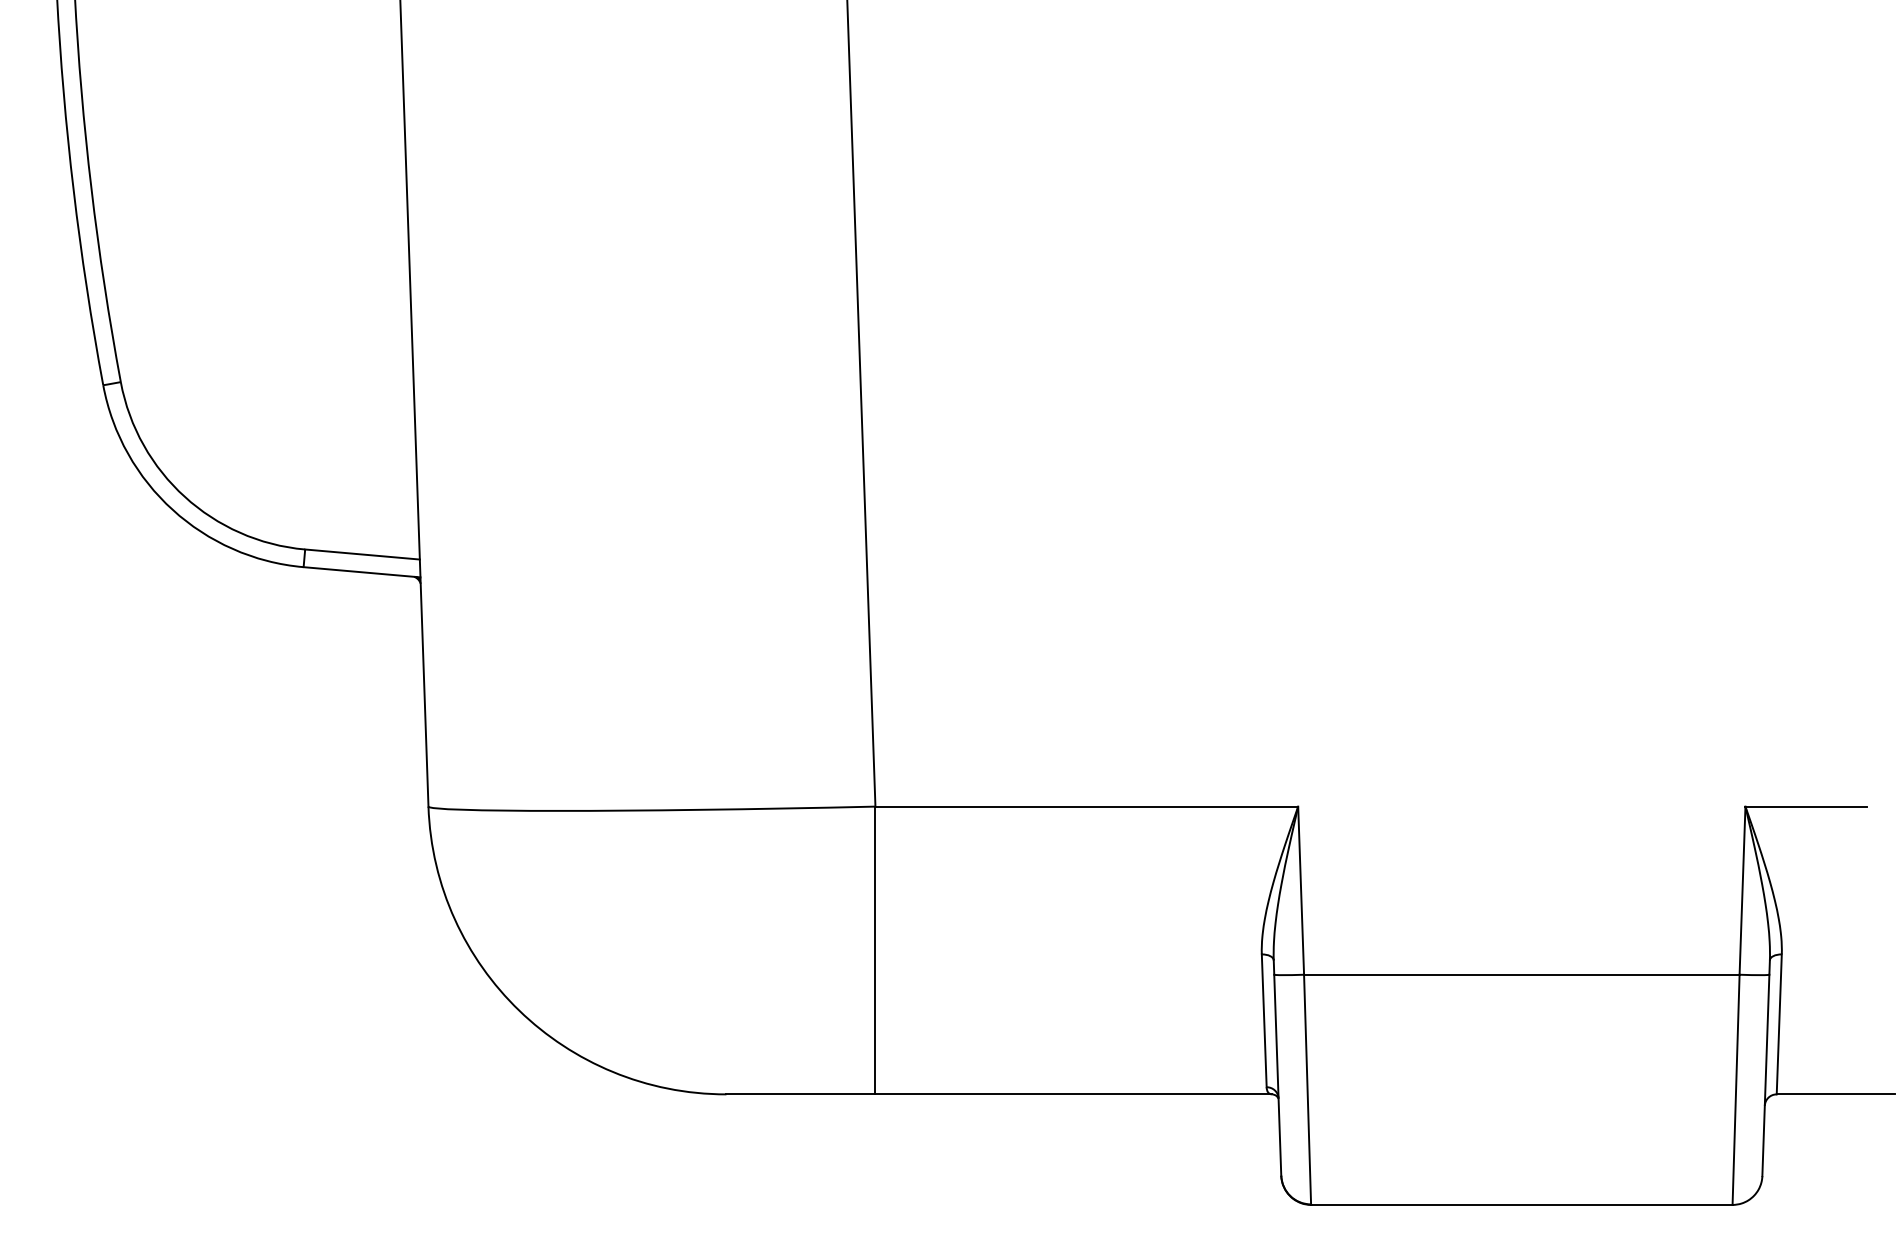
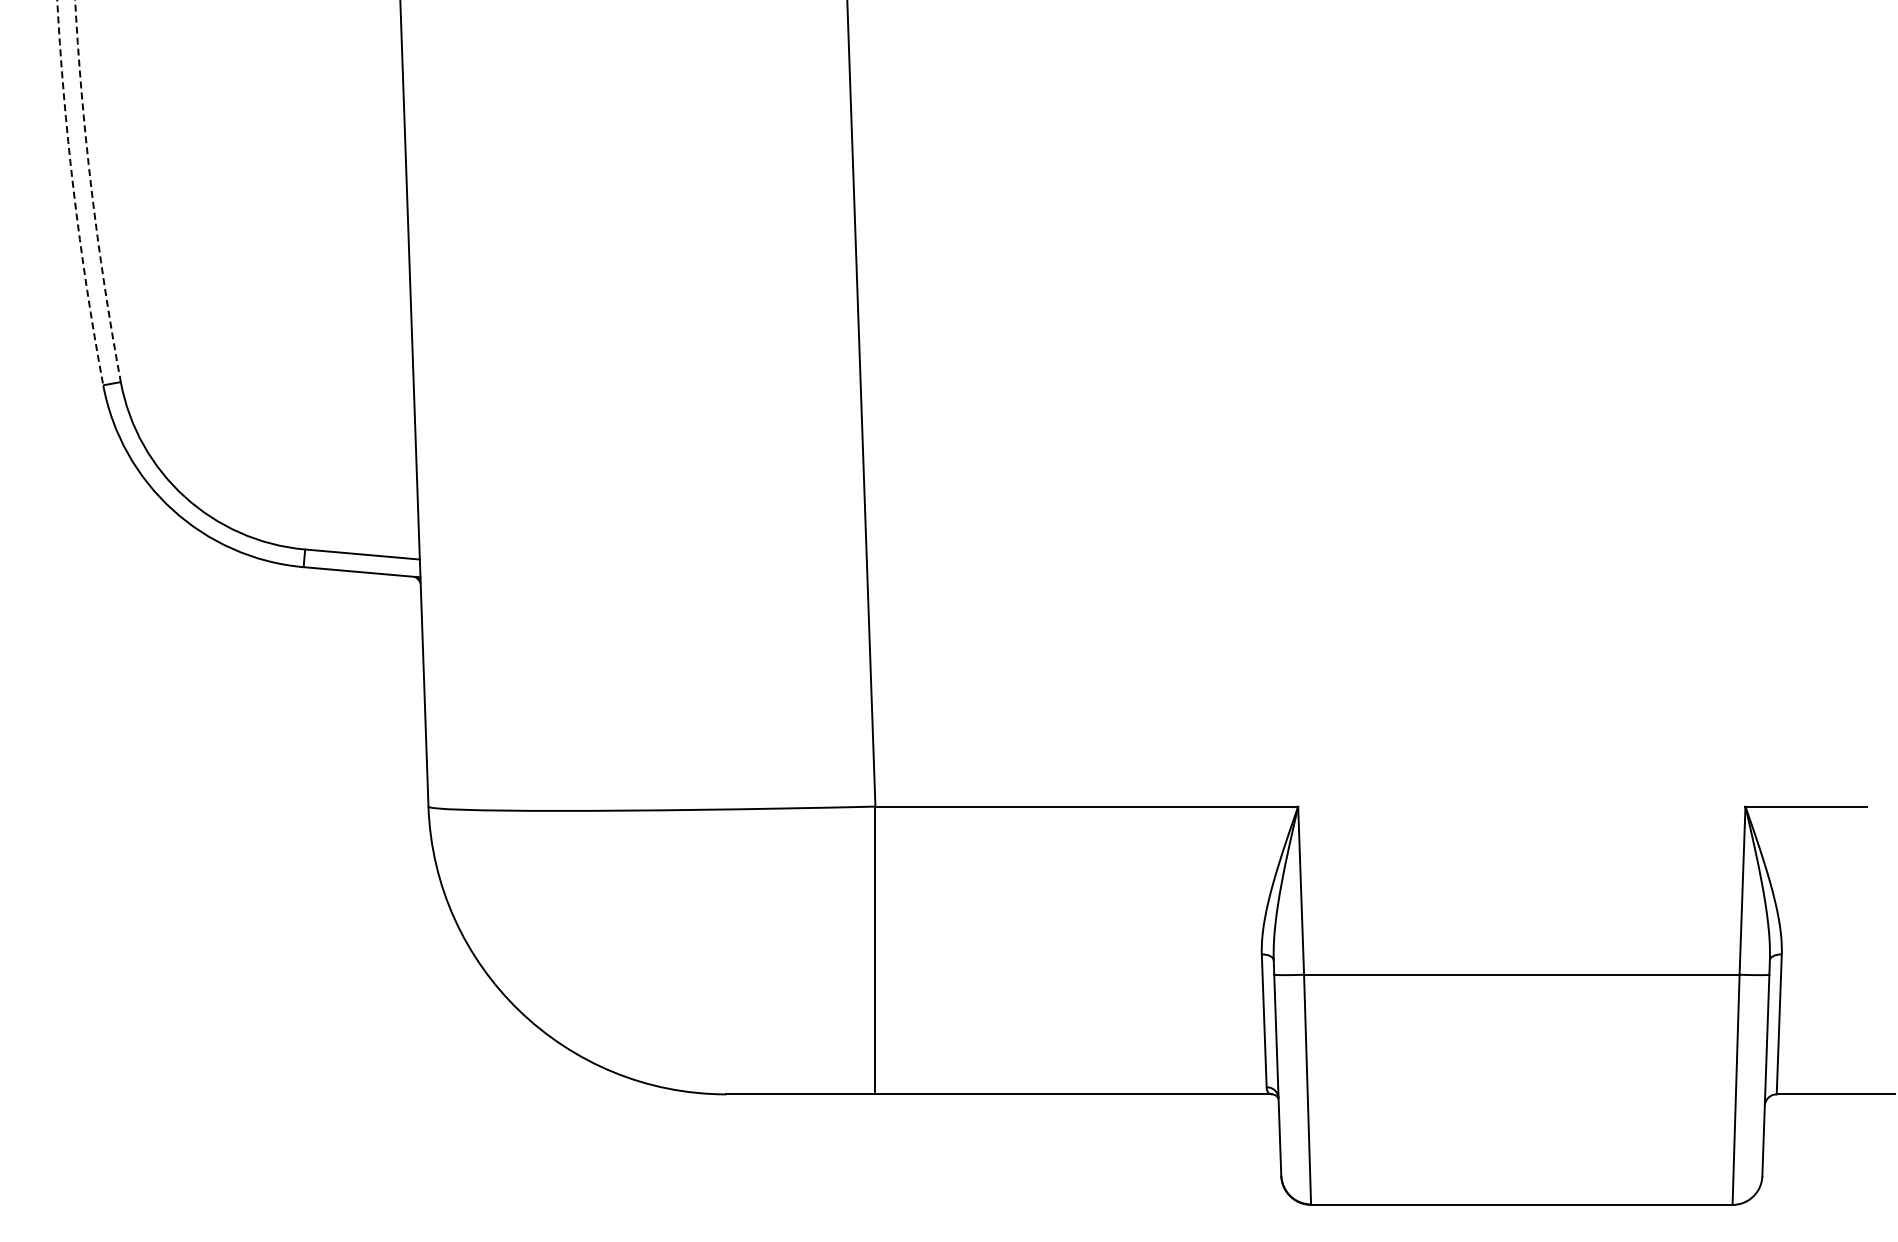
arc: solid -> dashed (91, 191)
arc: solid -> dashed (74, 193)
